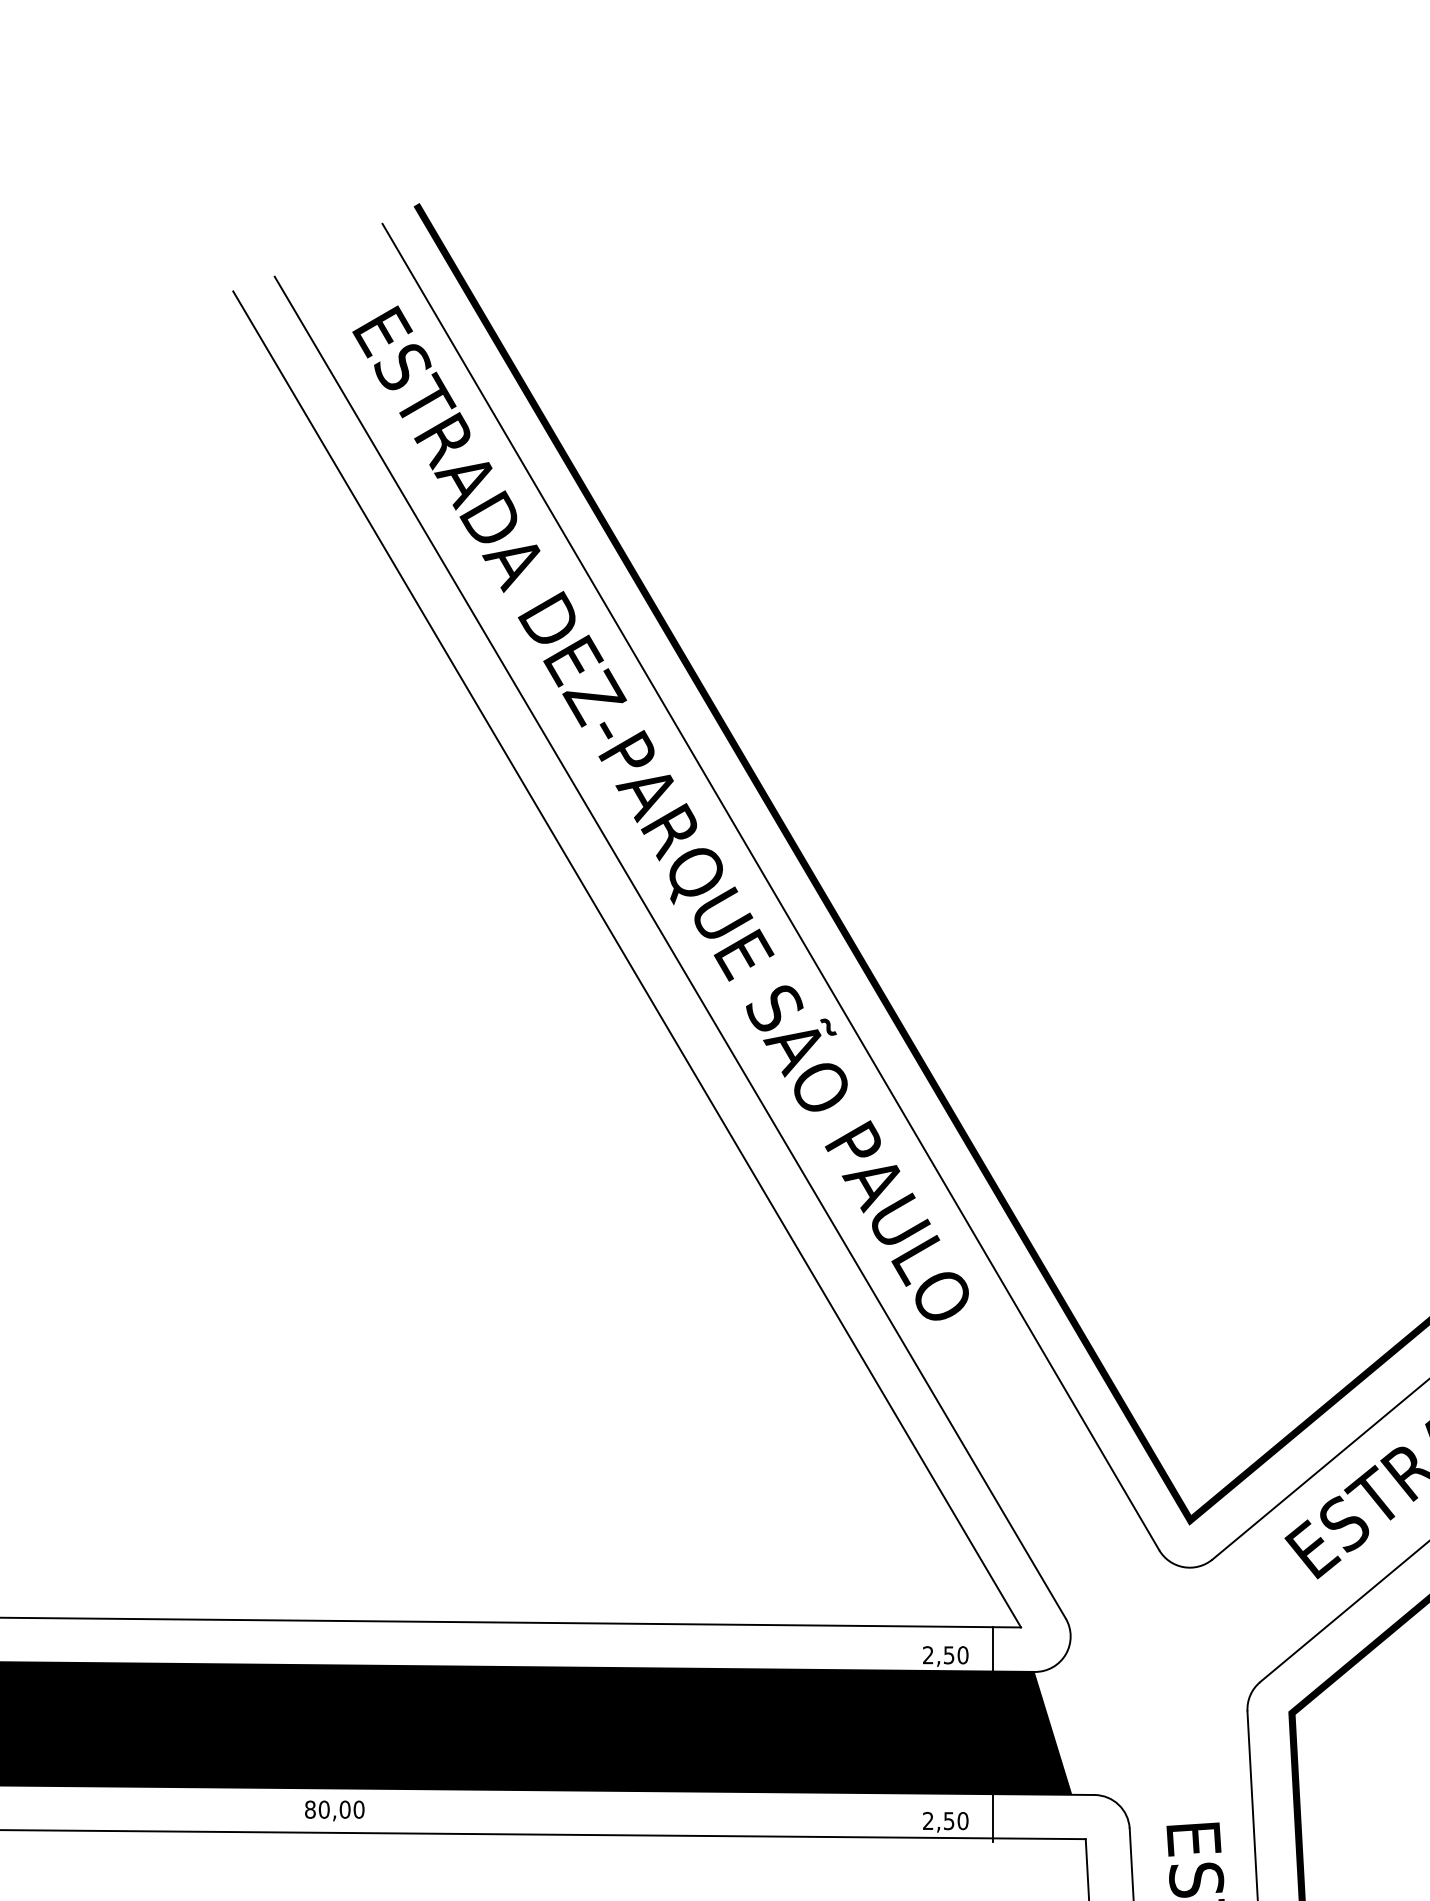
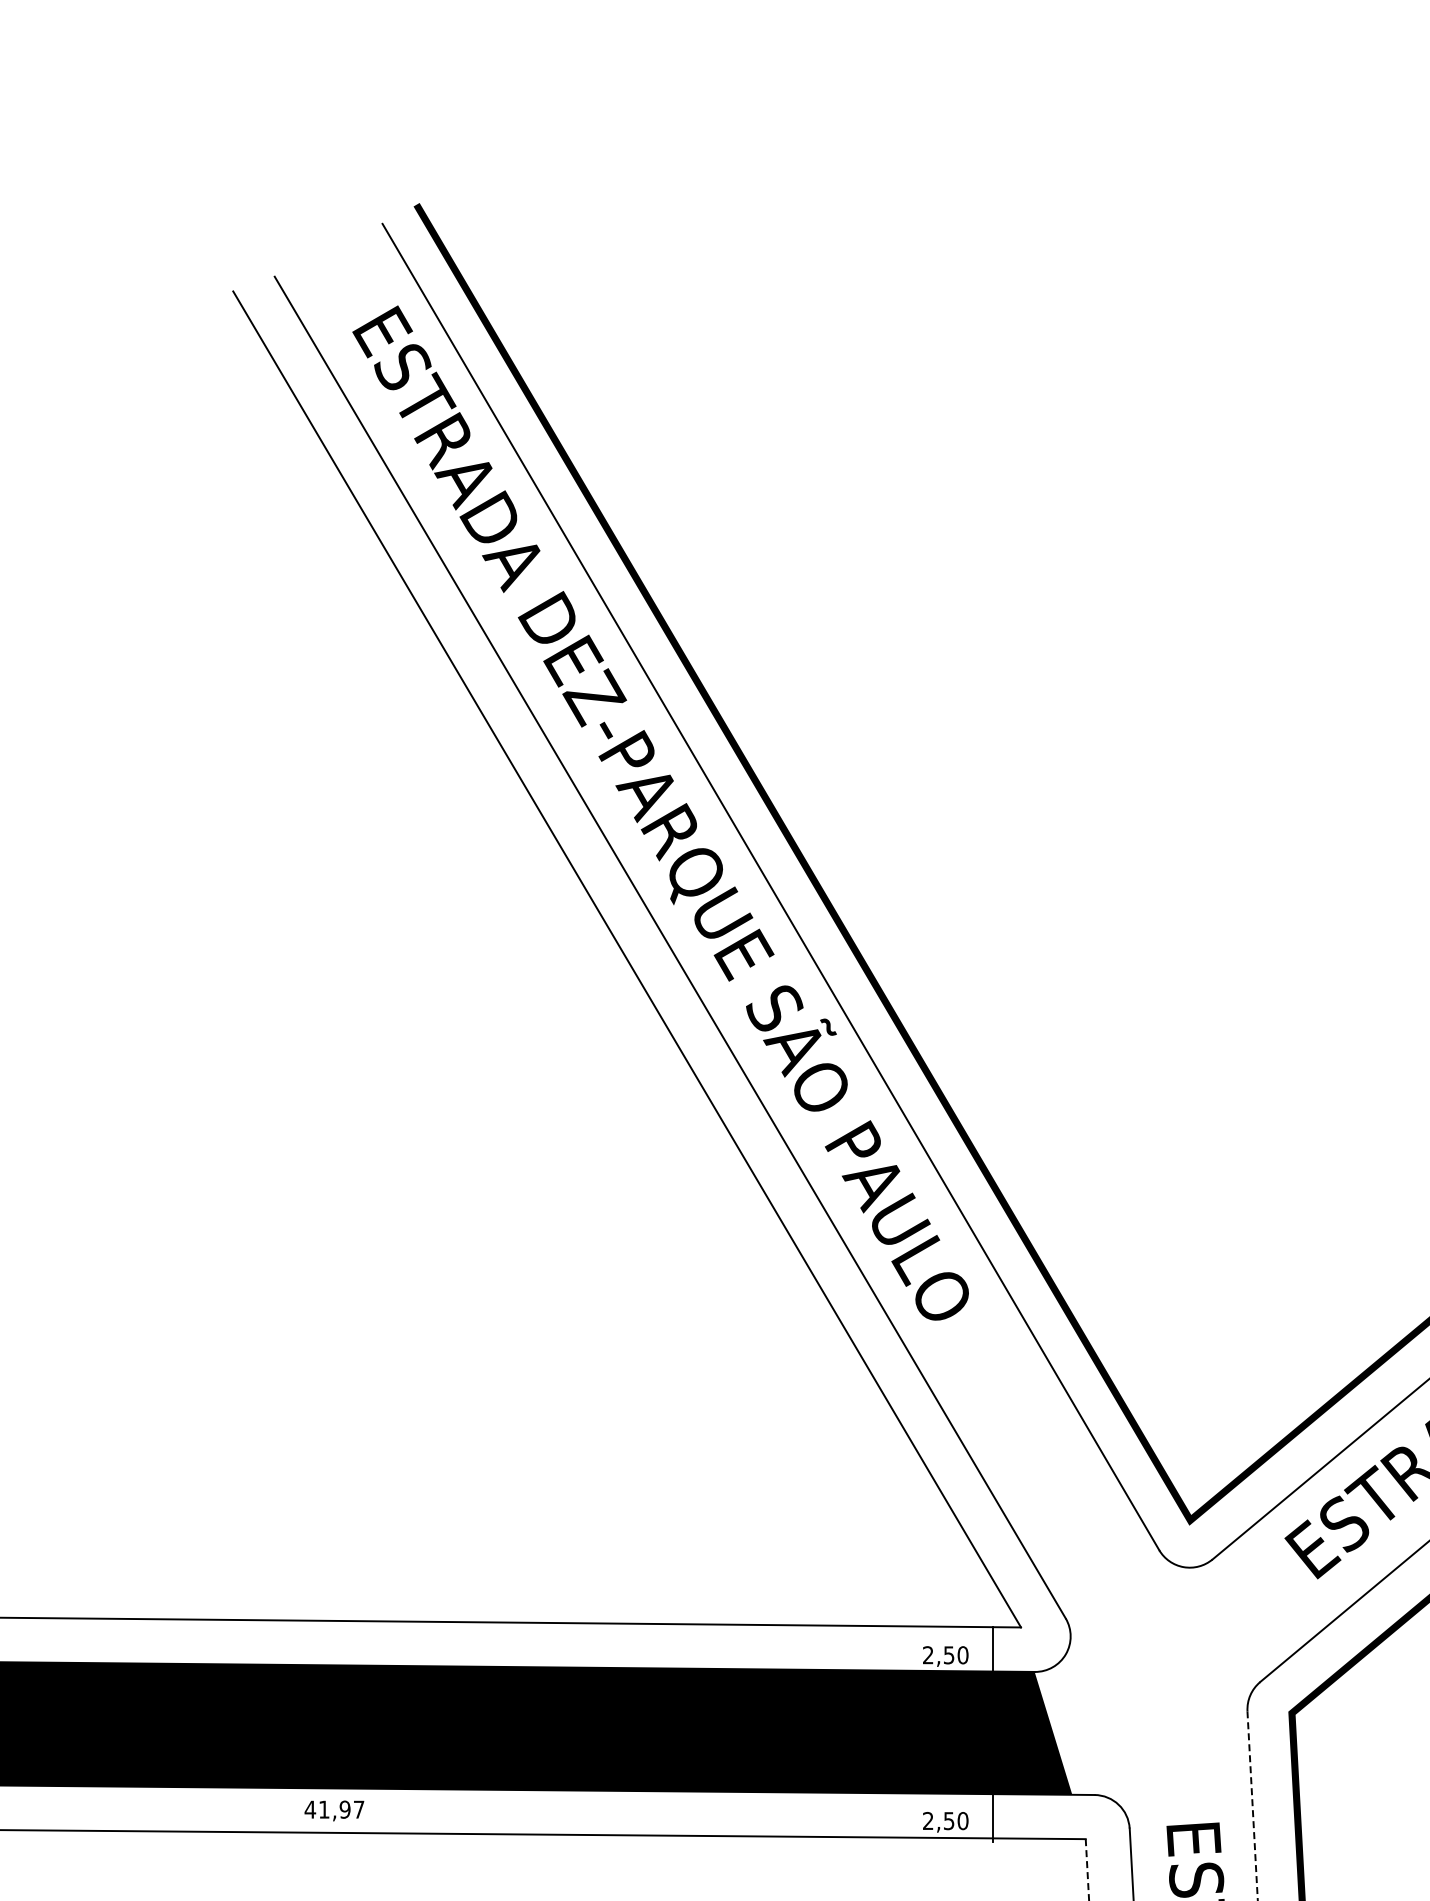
line: solid -> dashed (1252, 1806)
text: 80,00 -> 41,97 (334, 1809)
line: solid -> dashed (1087, 1870)
